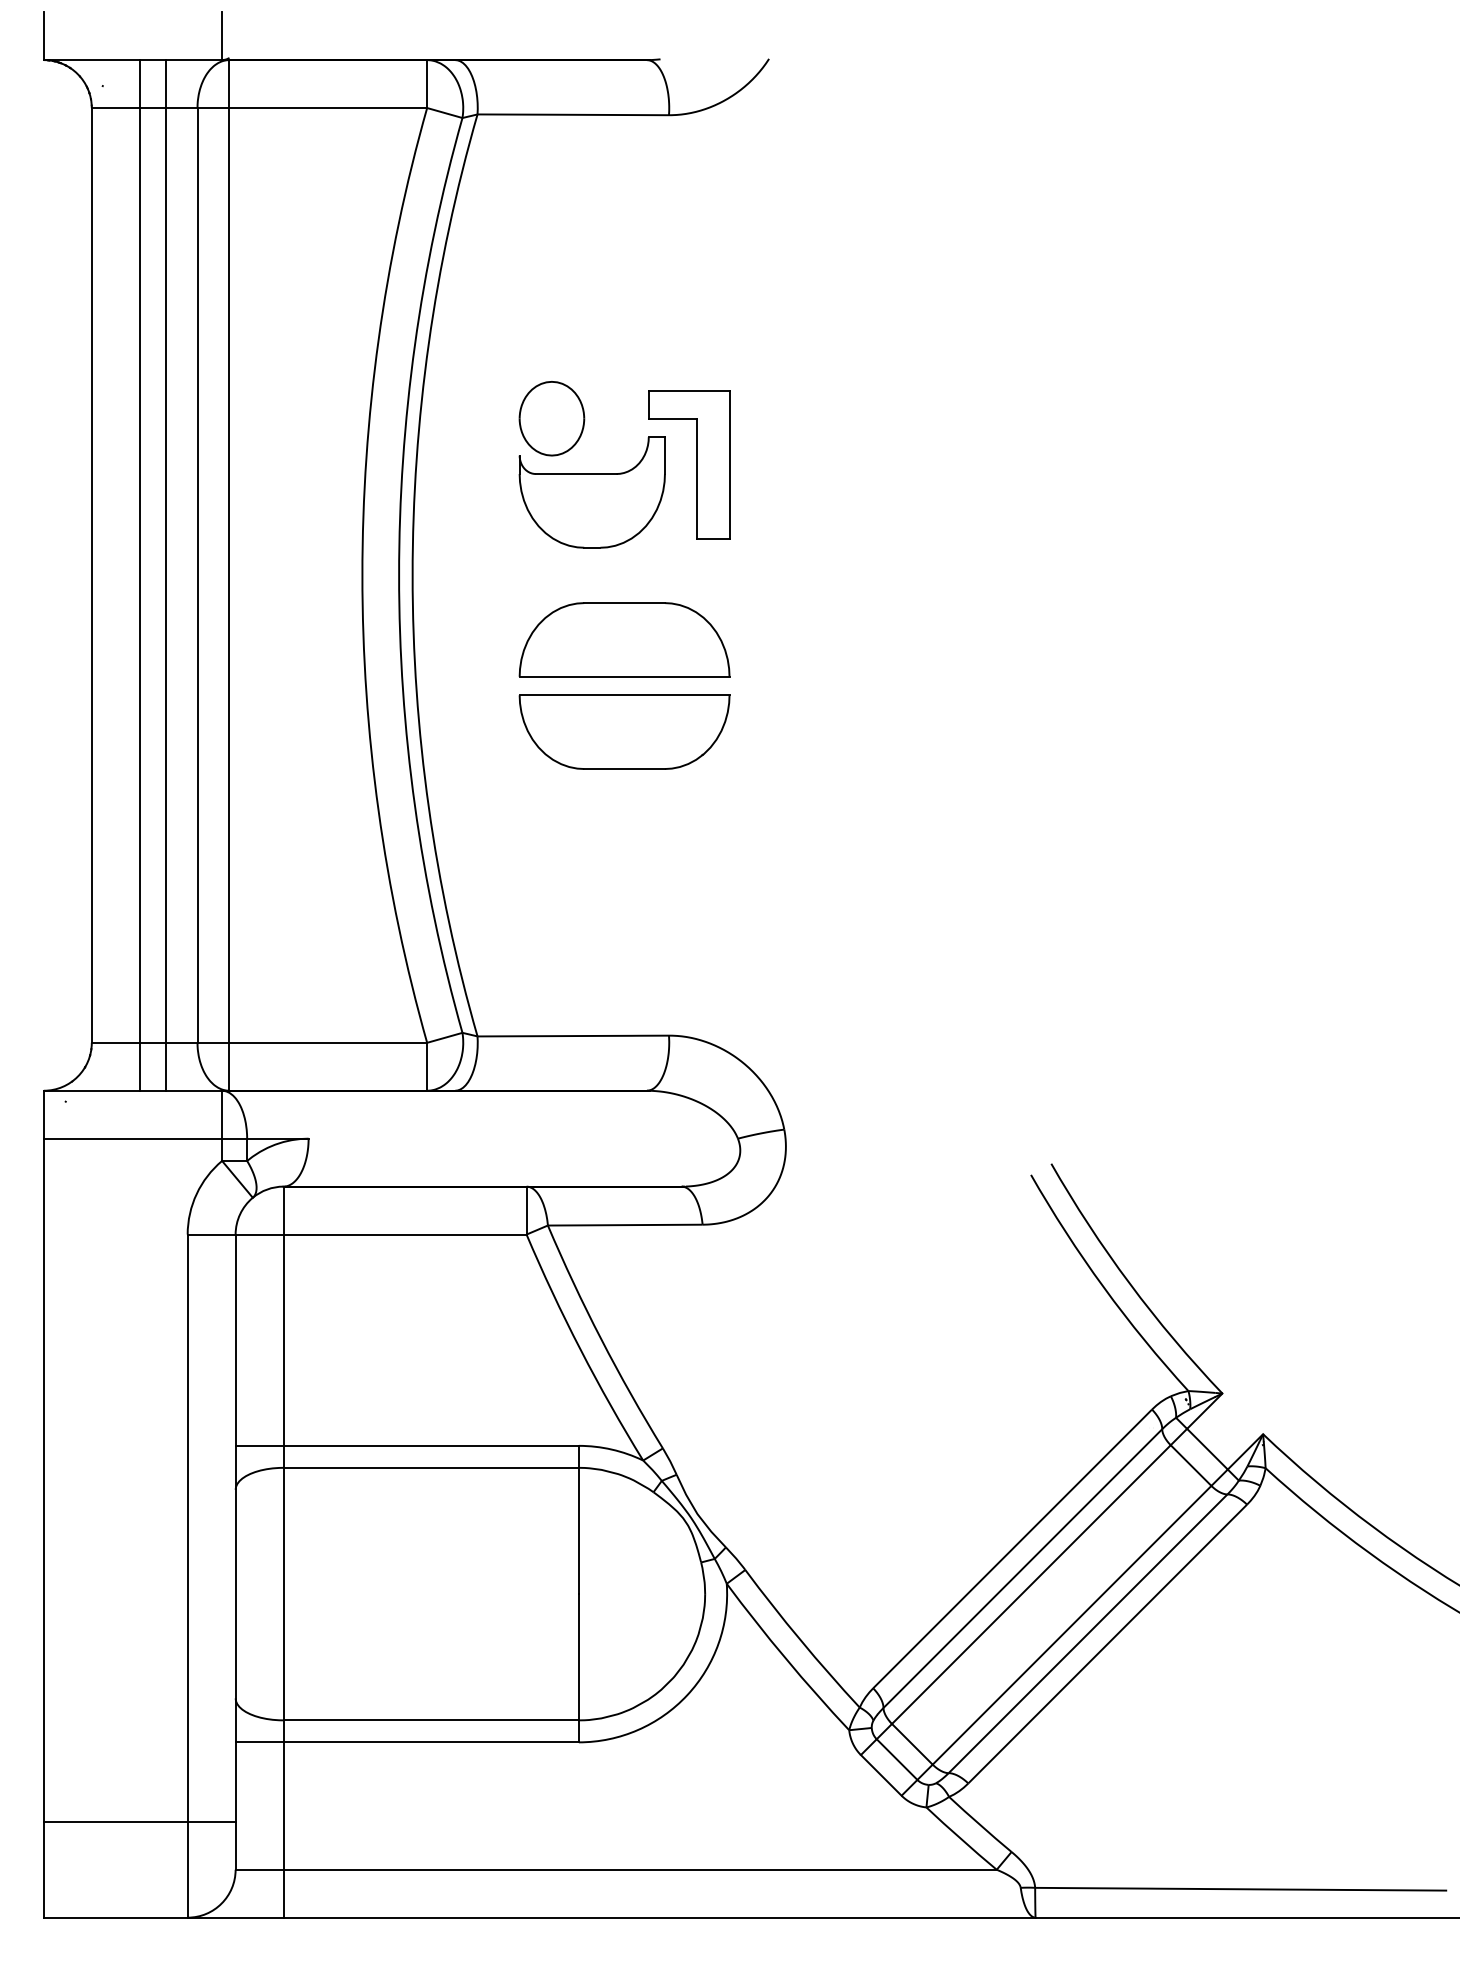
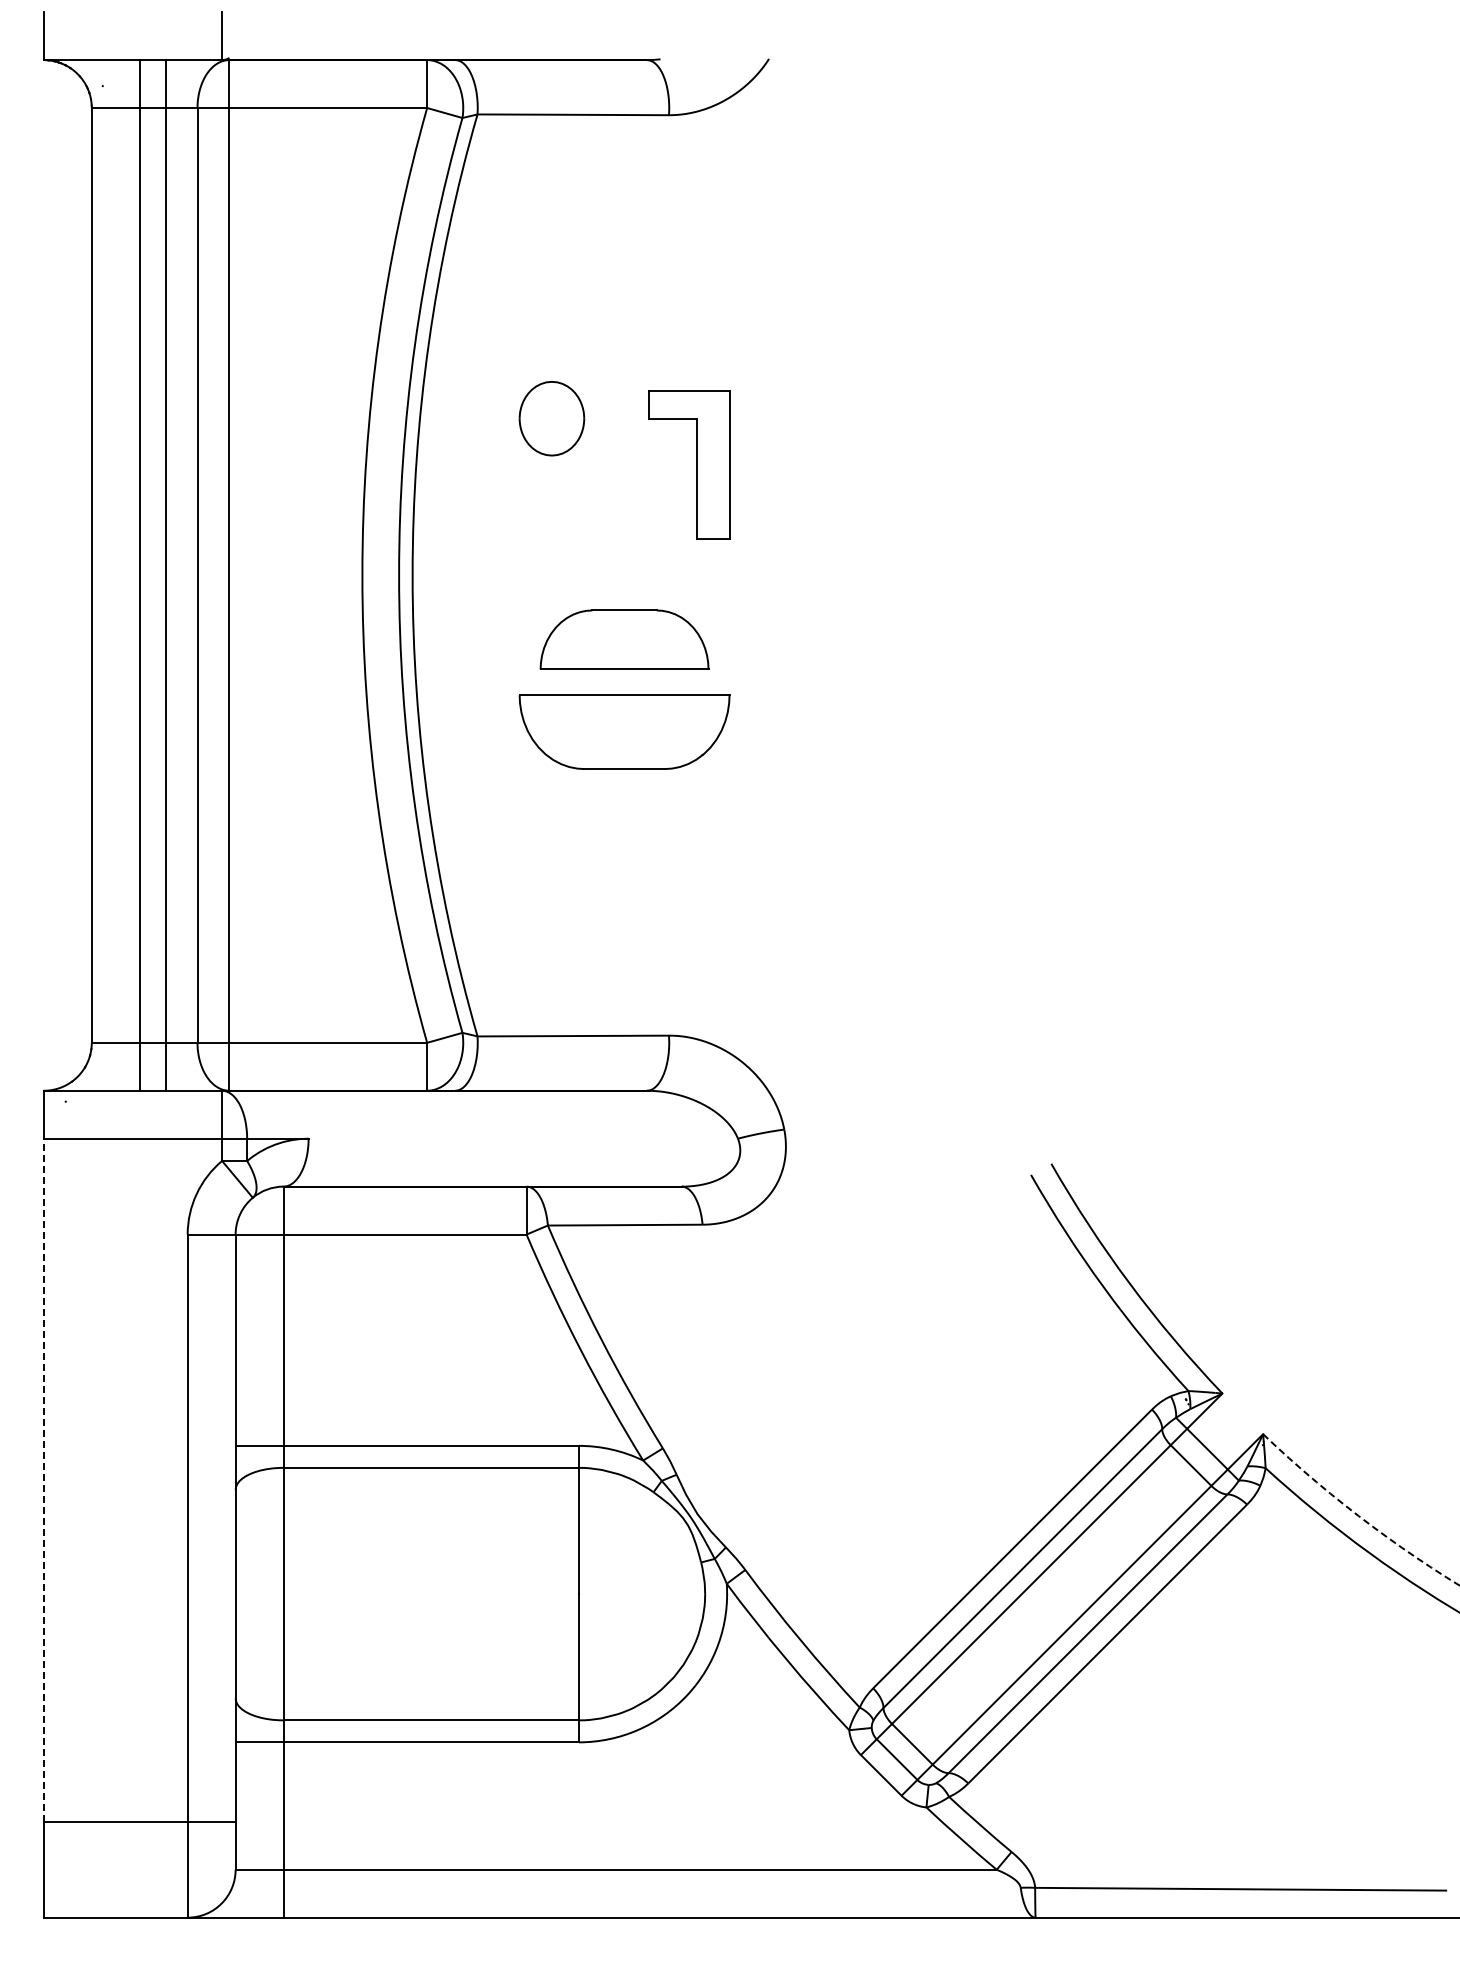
part: present -> none (591, 492)
part size: 213x76 px -> 171x61 px (624, 639)
line: solid -> dashed (43, 1480)
arc: solid -> dashed (1357, 1515)
